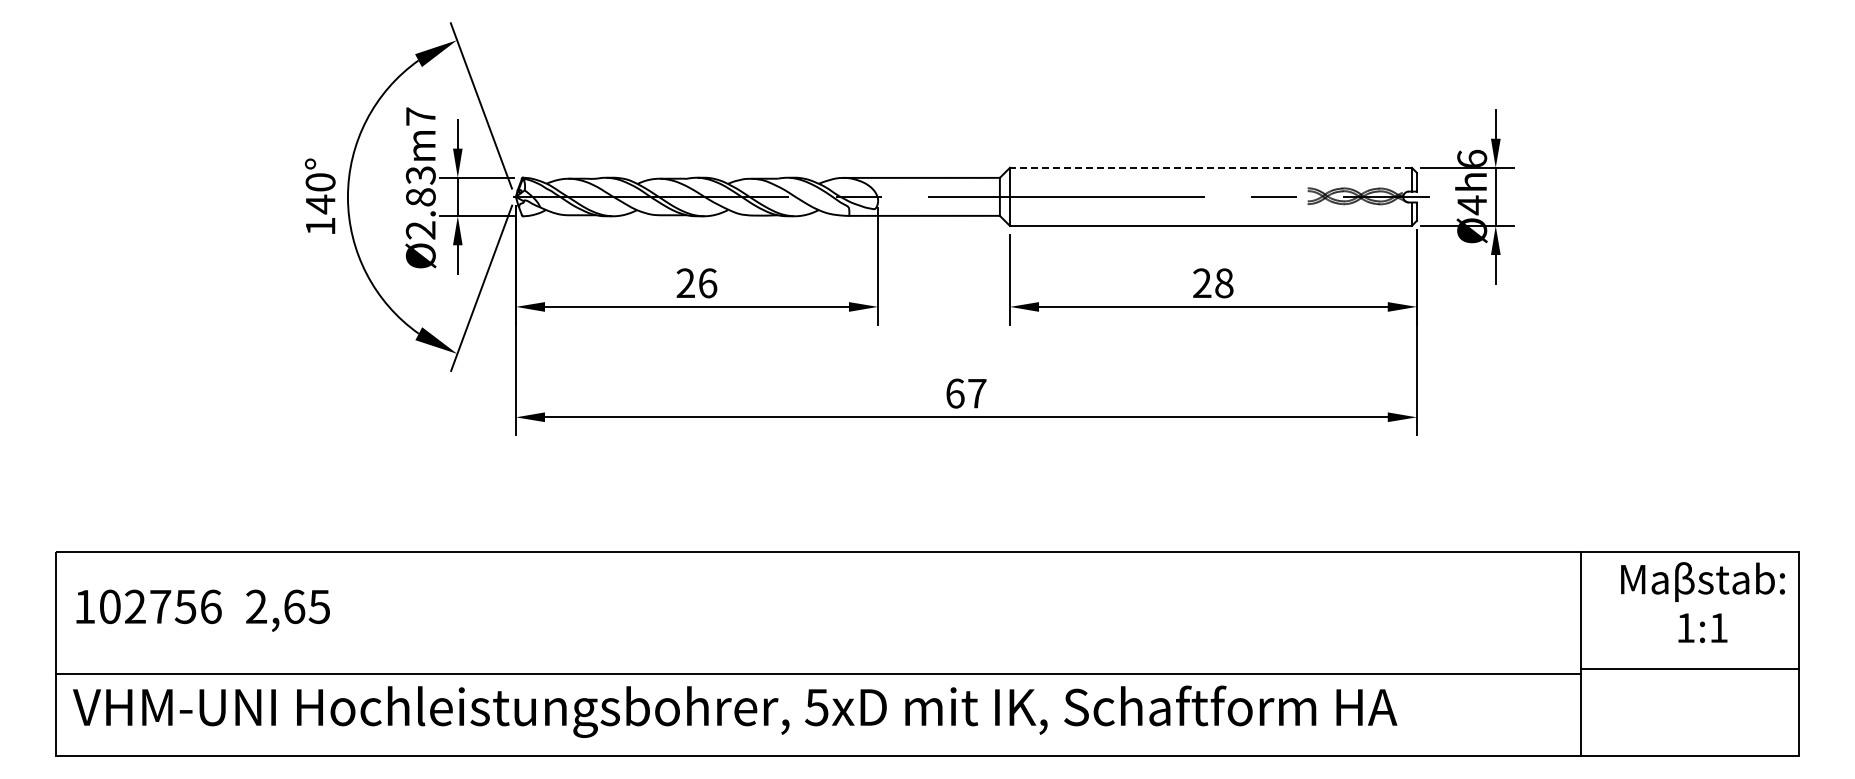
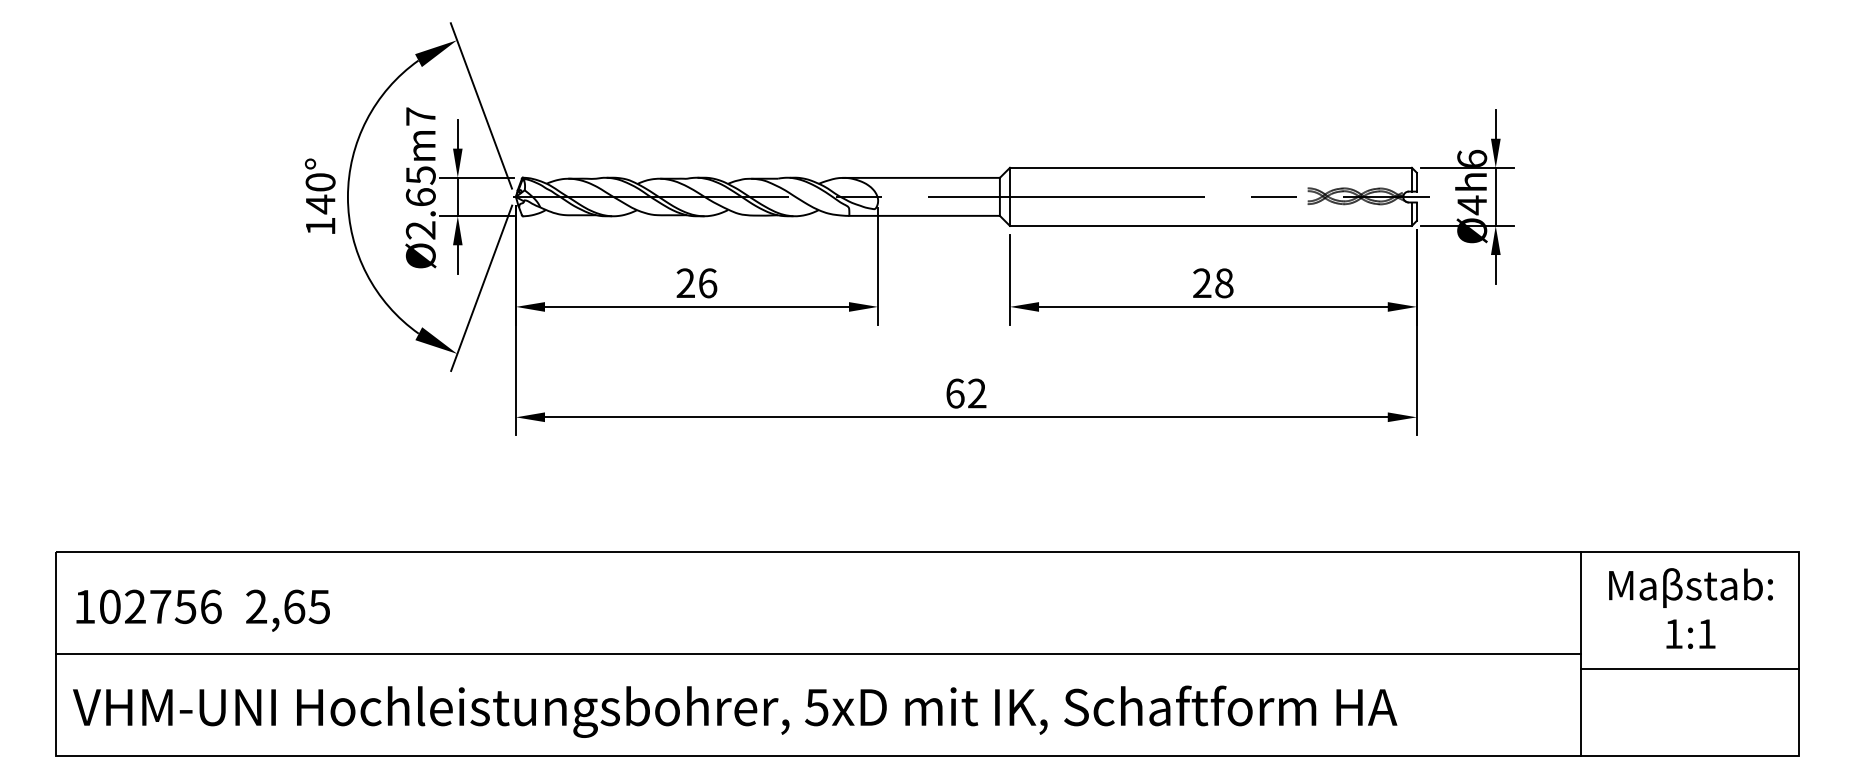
line: dashed -> solid (1210, 167)
text: Ø2.83m7 -> Ø2.65m7 (420, 186)
text: 67 -> 62 (977, 393)
text position: (1702, 602) -> (1690, 608) (1690, 608)
line position: (818, 673) -> (818, 653) (818, 653)
